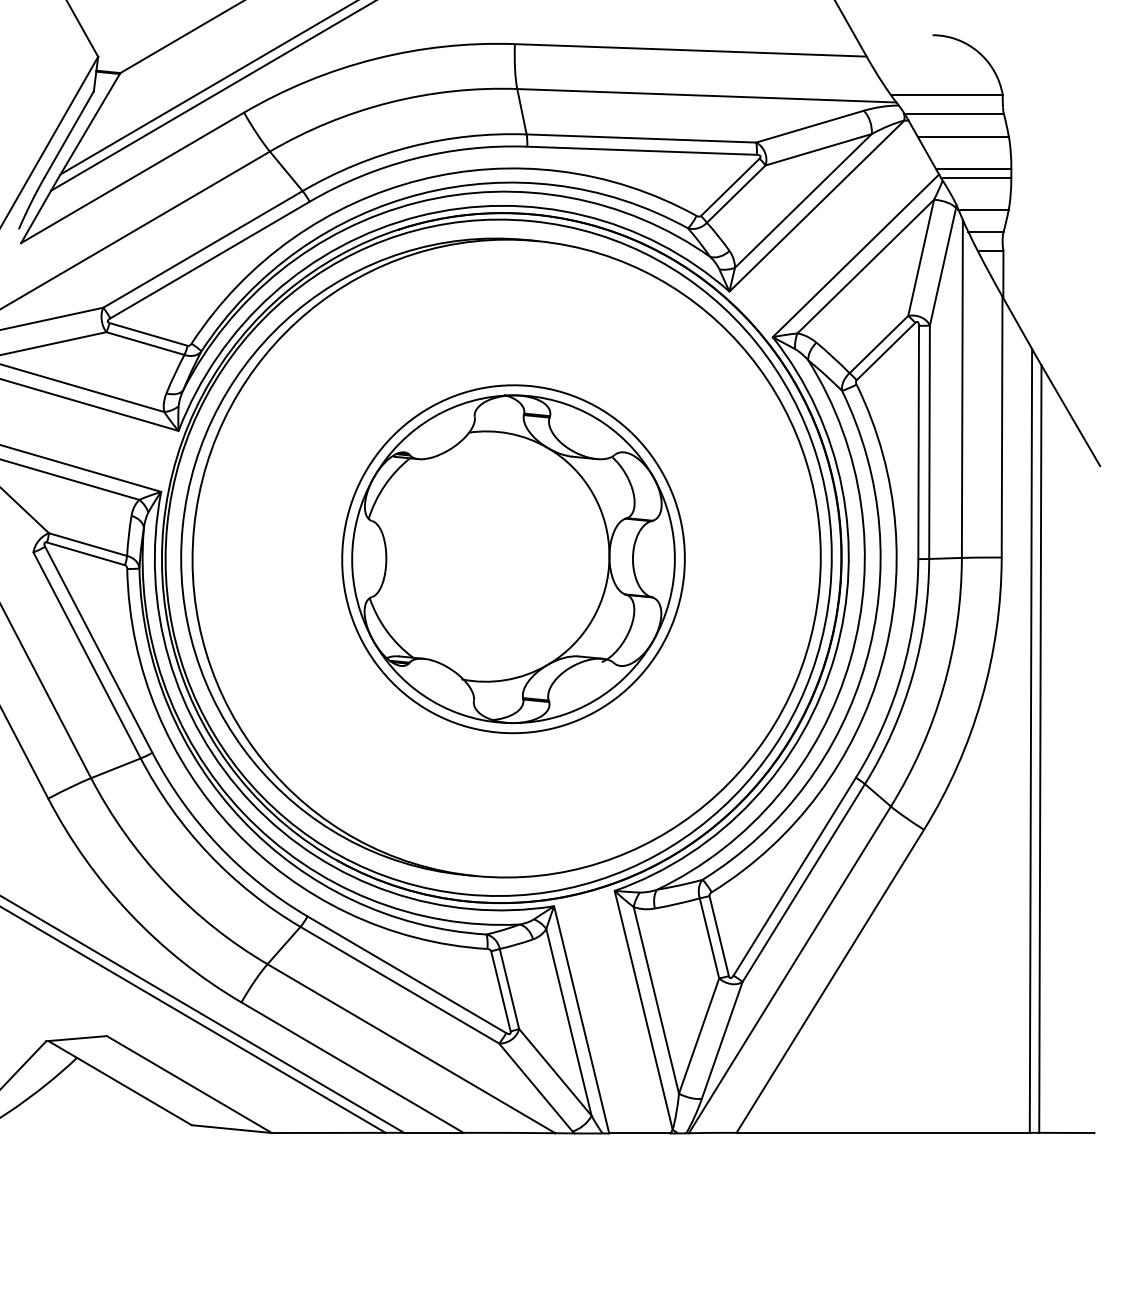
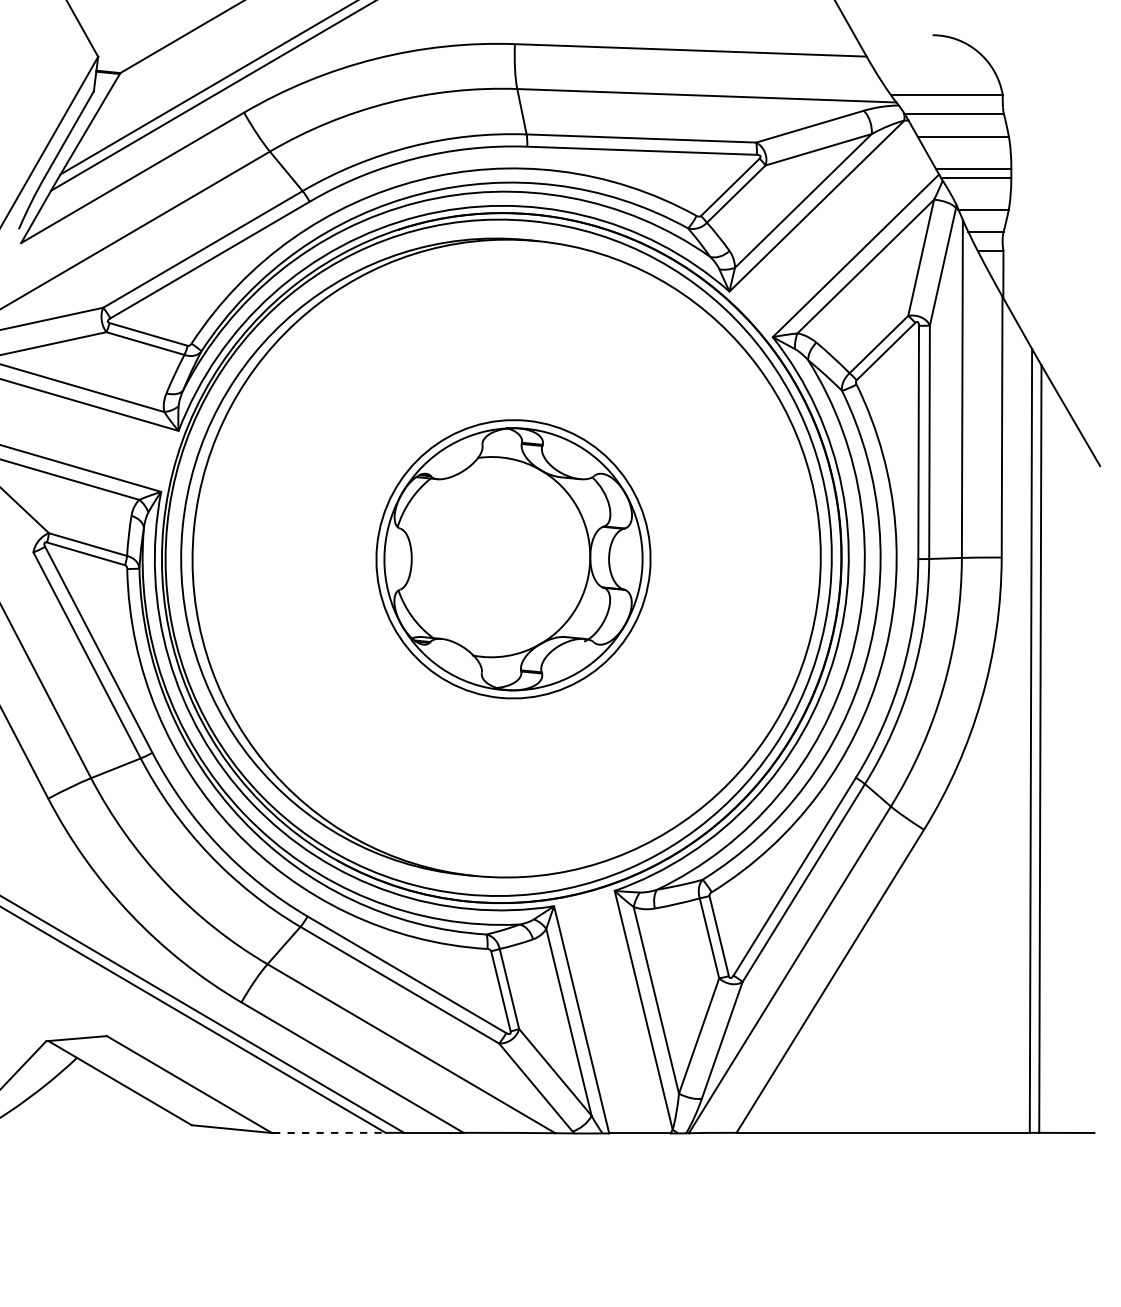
part size: 345x351 px -> 277x281 px (513, 559)
line: solid -> dashed (329, 1132)
